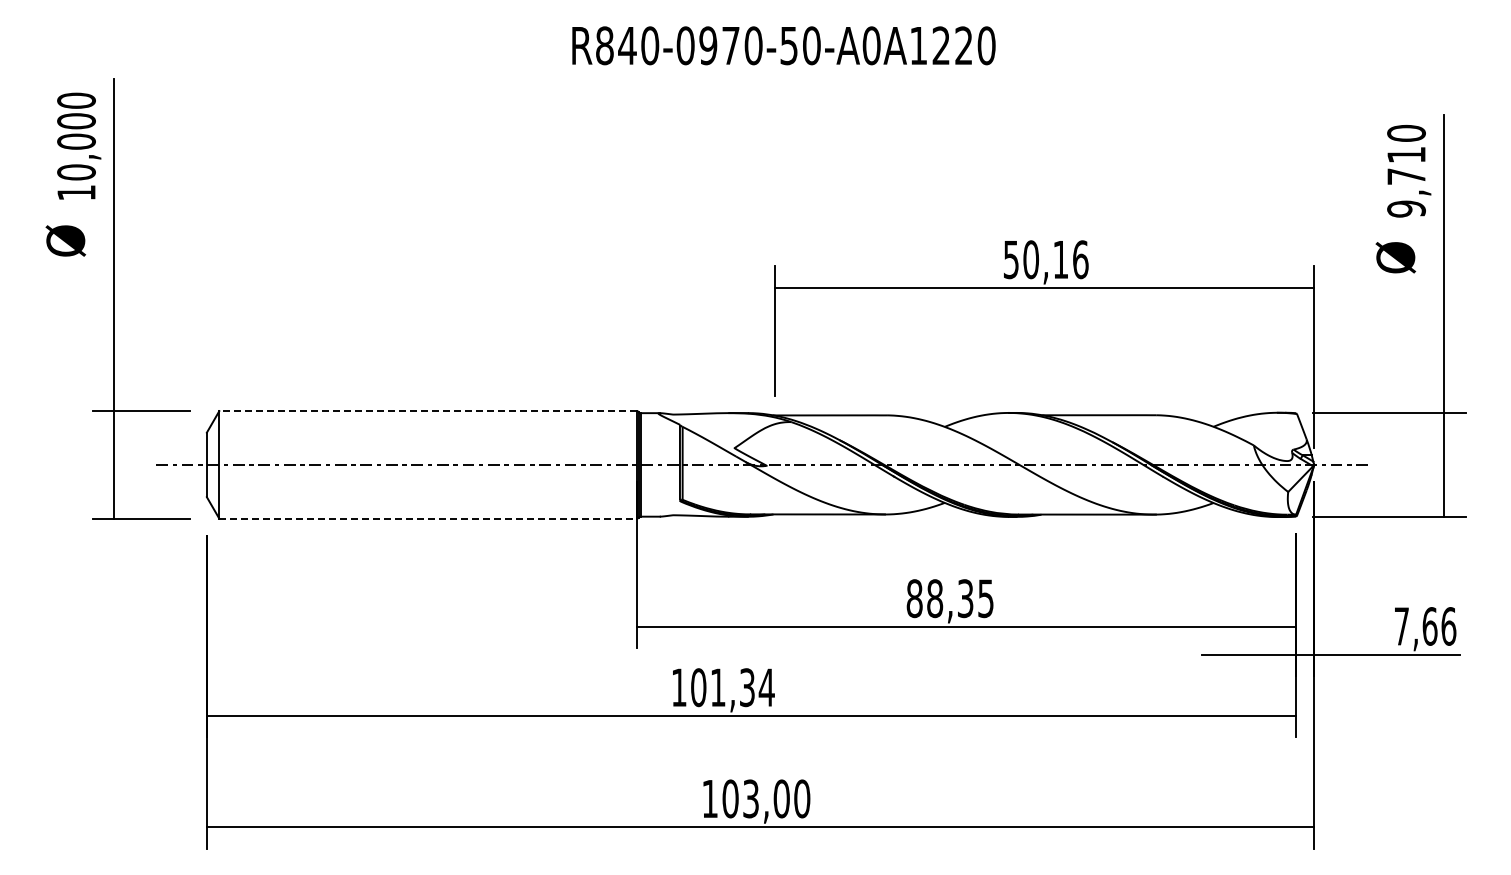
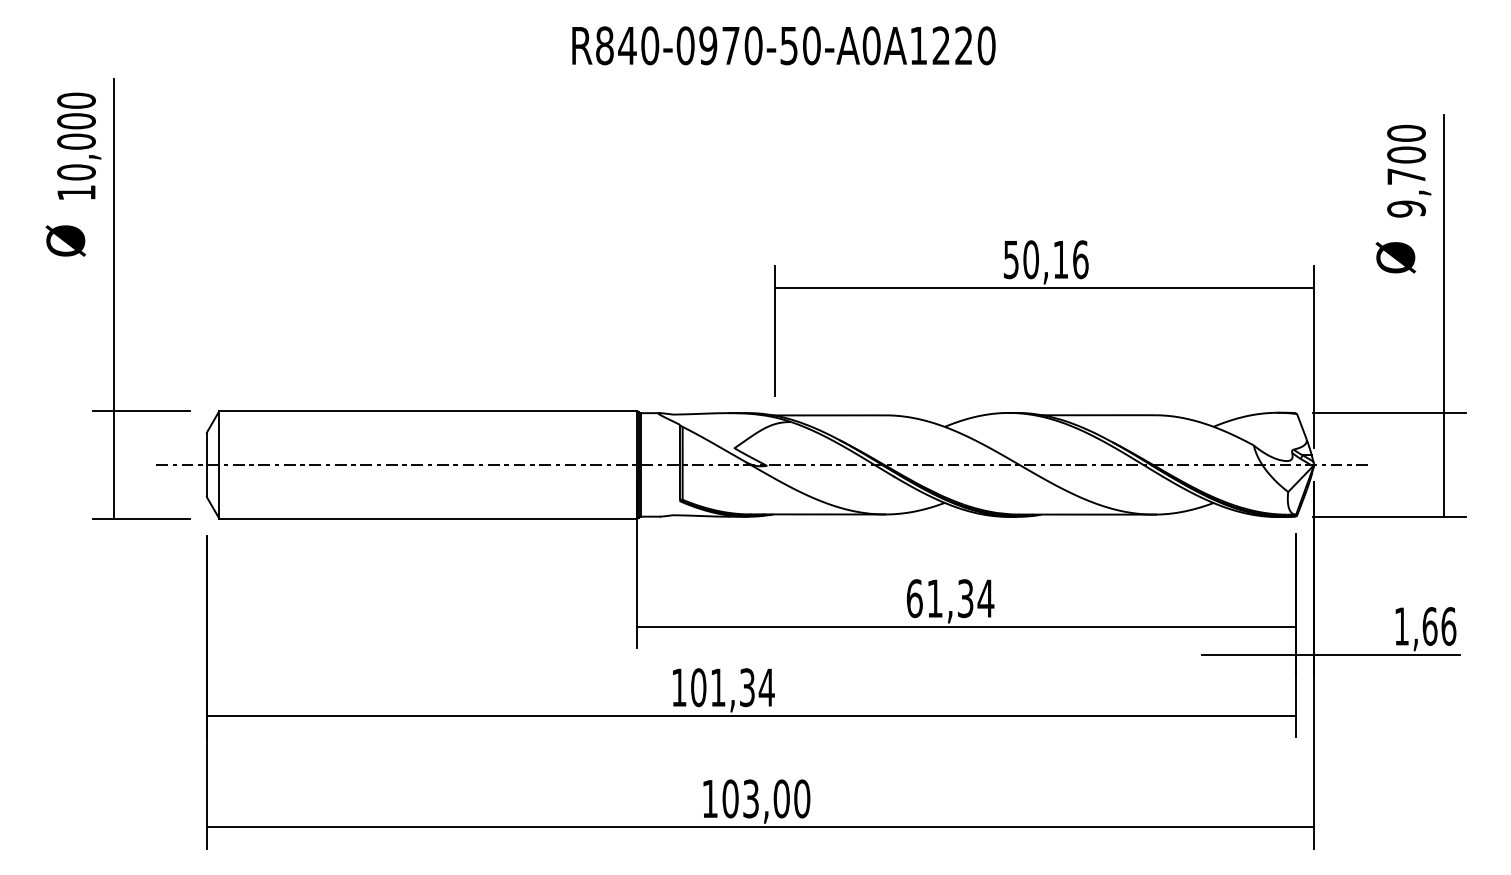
text: 9,710 -> 9,700 (1406, 154)
line: dashed -> solid (428, 411)
line: dashed -> solid (428, 518)
text: 88,35 -> 61,34 (950, 598)
text: 7,66 -> 1,66 (1401, 626)
